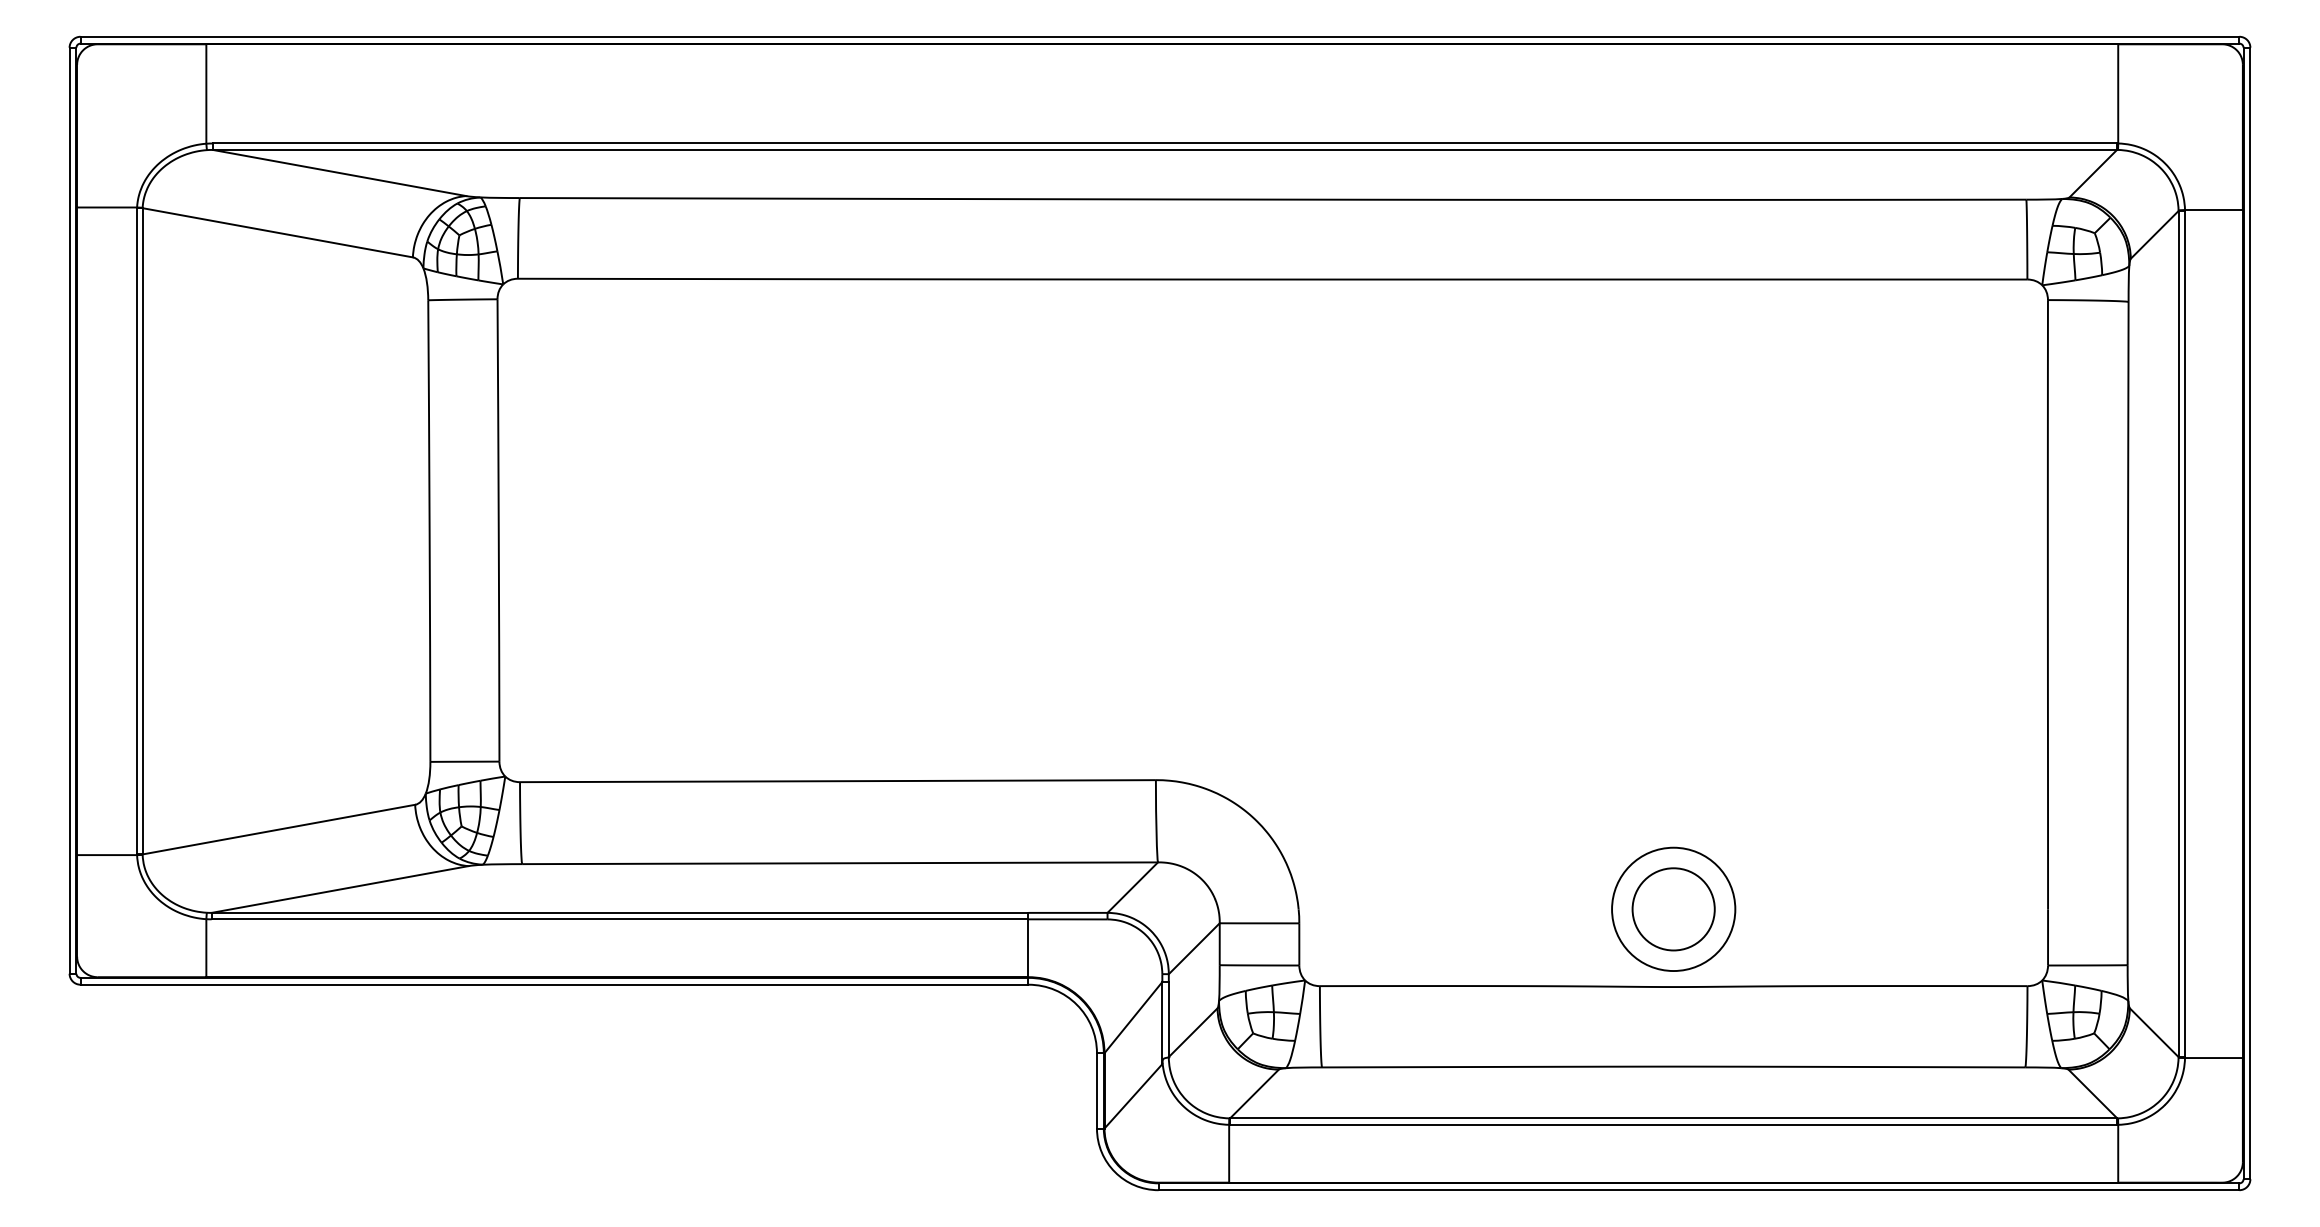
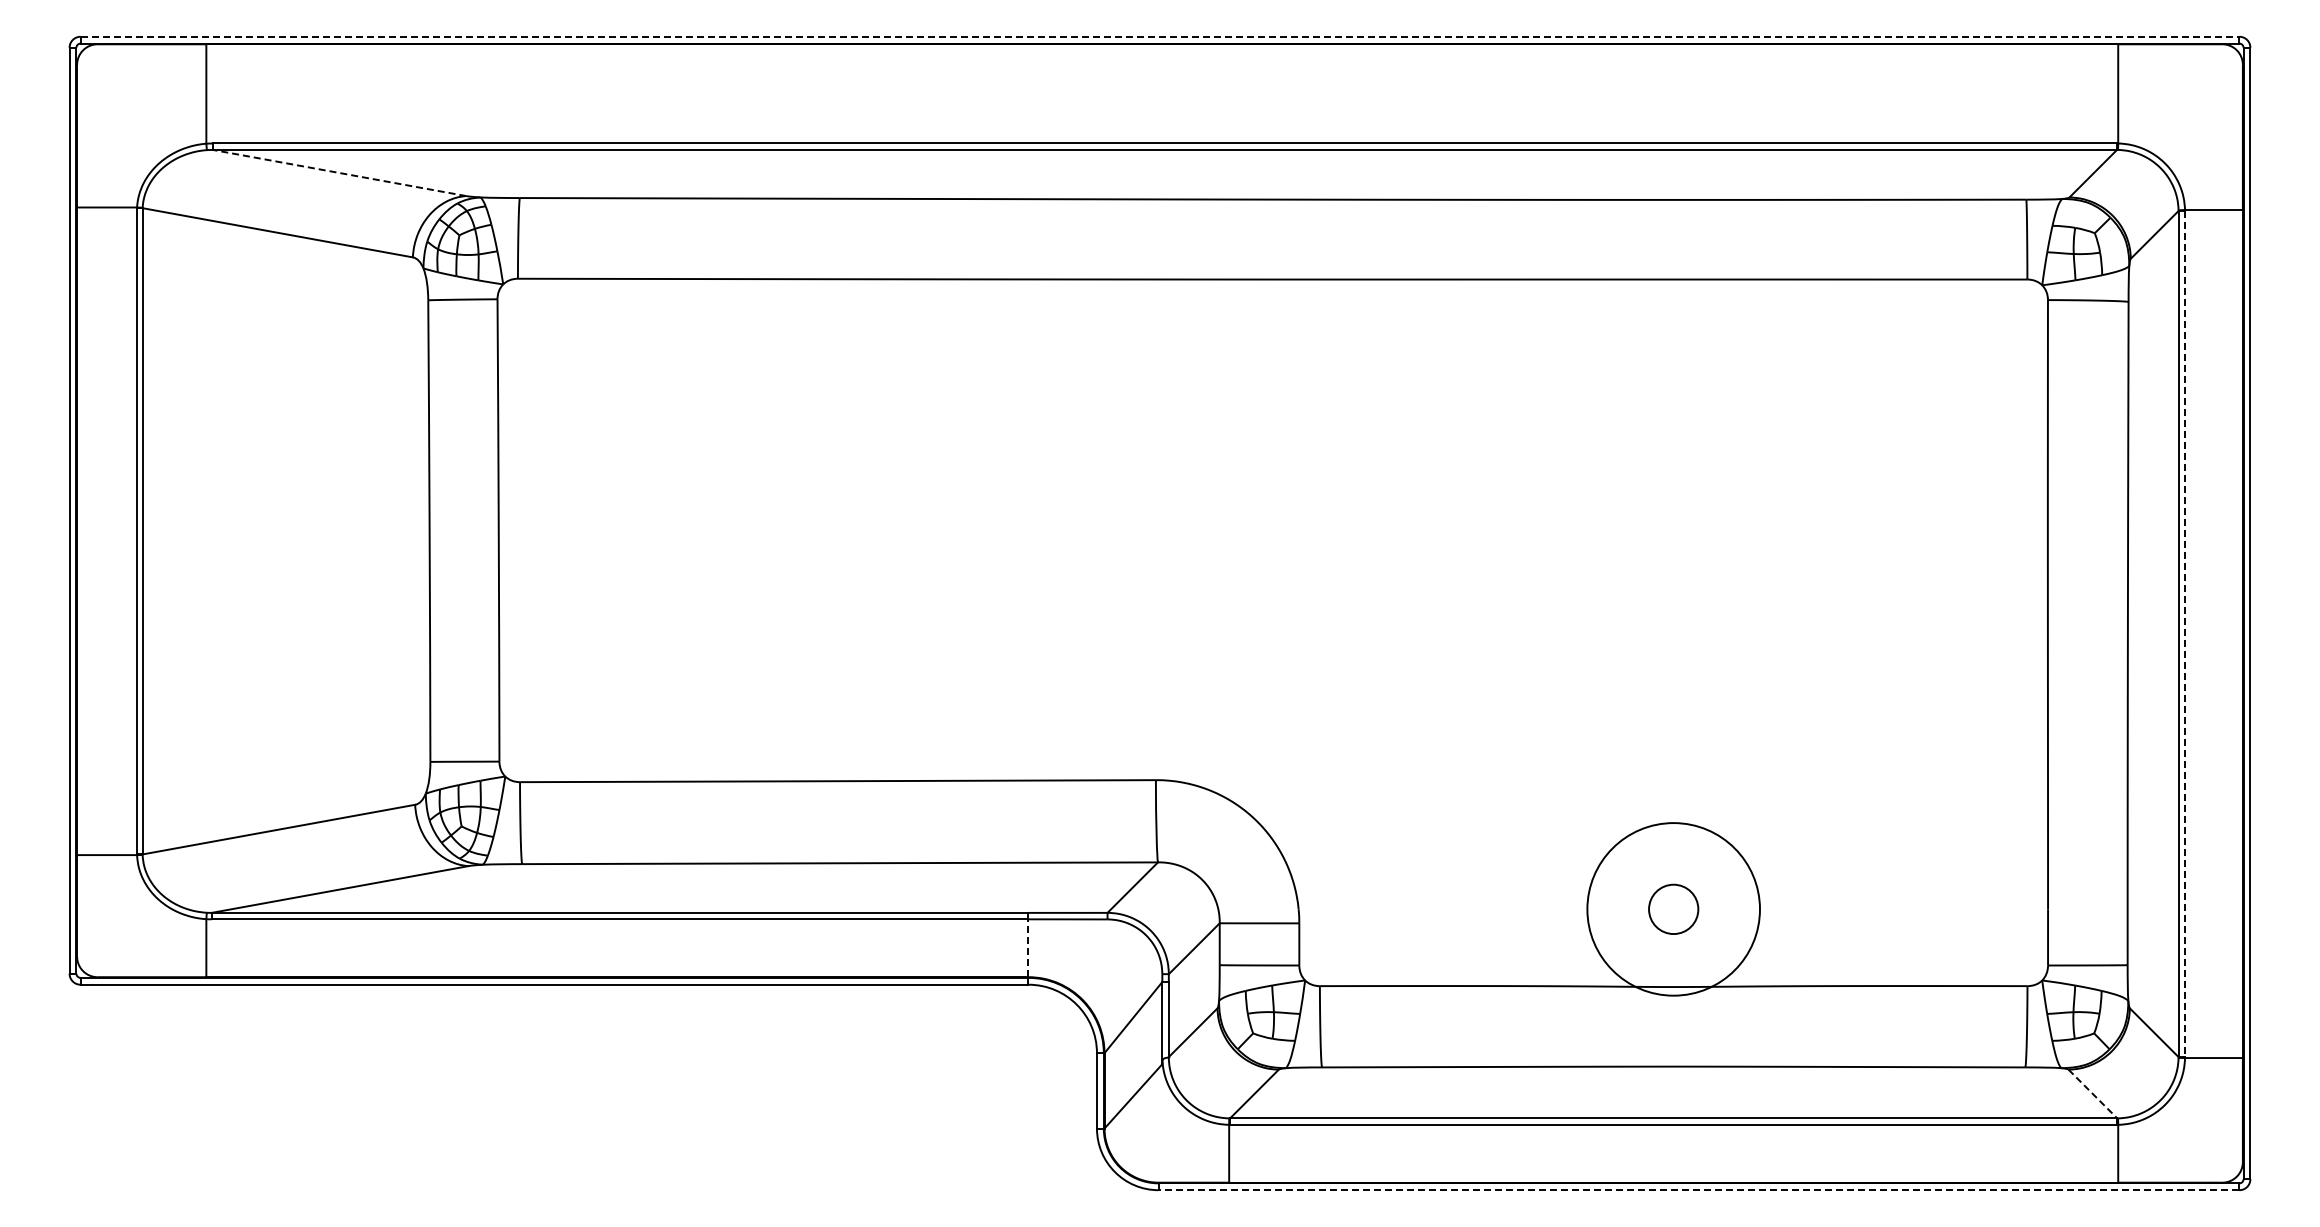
line: solid -> dashed (1160, 36)
line: solid -> dashed (339, 173)
line: solid -> dashed (2185, 634)
circle diameter: 123 px -> 173 px (1673, 909)
circle diameter: 82 px -> 49 px (1673, 909)
line: solid -> dashed (1028, 948)
line: solid -> dashed (2093, 1094)
line: solid -> dashed (1698, 1190)
